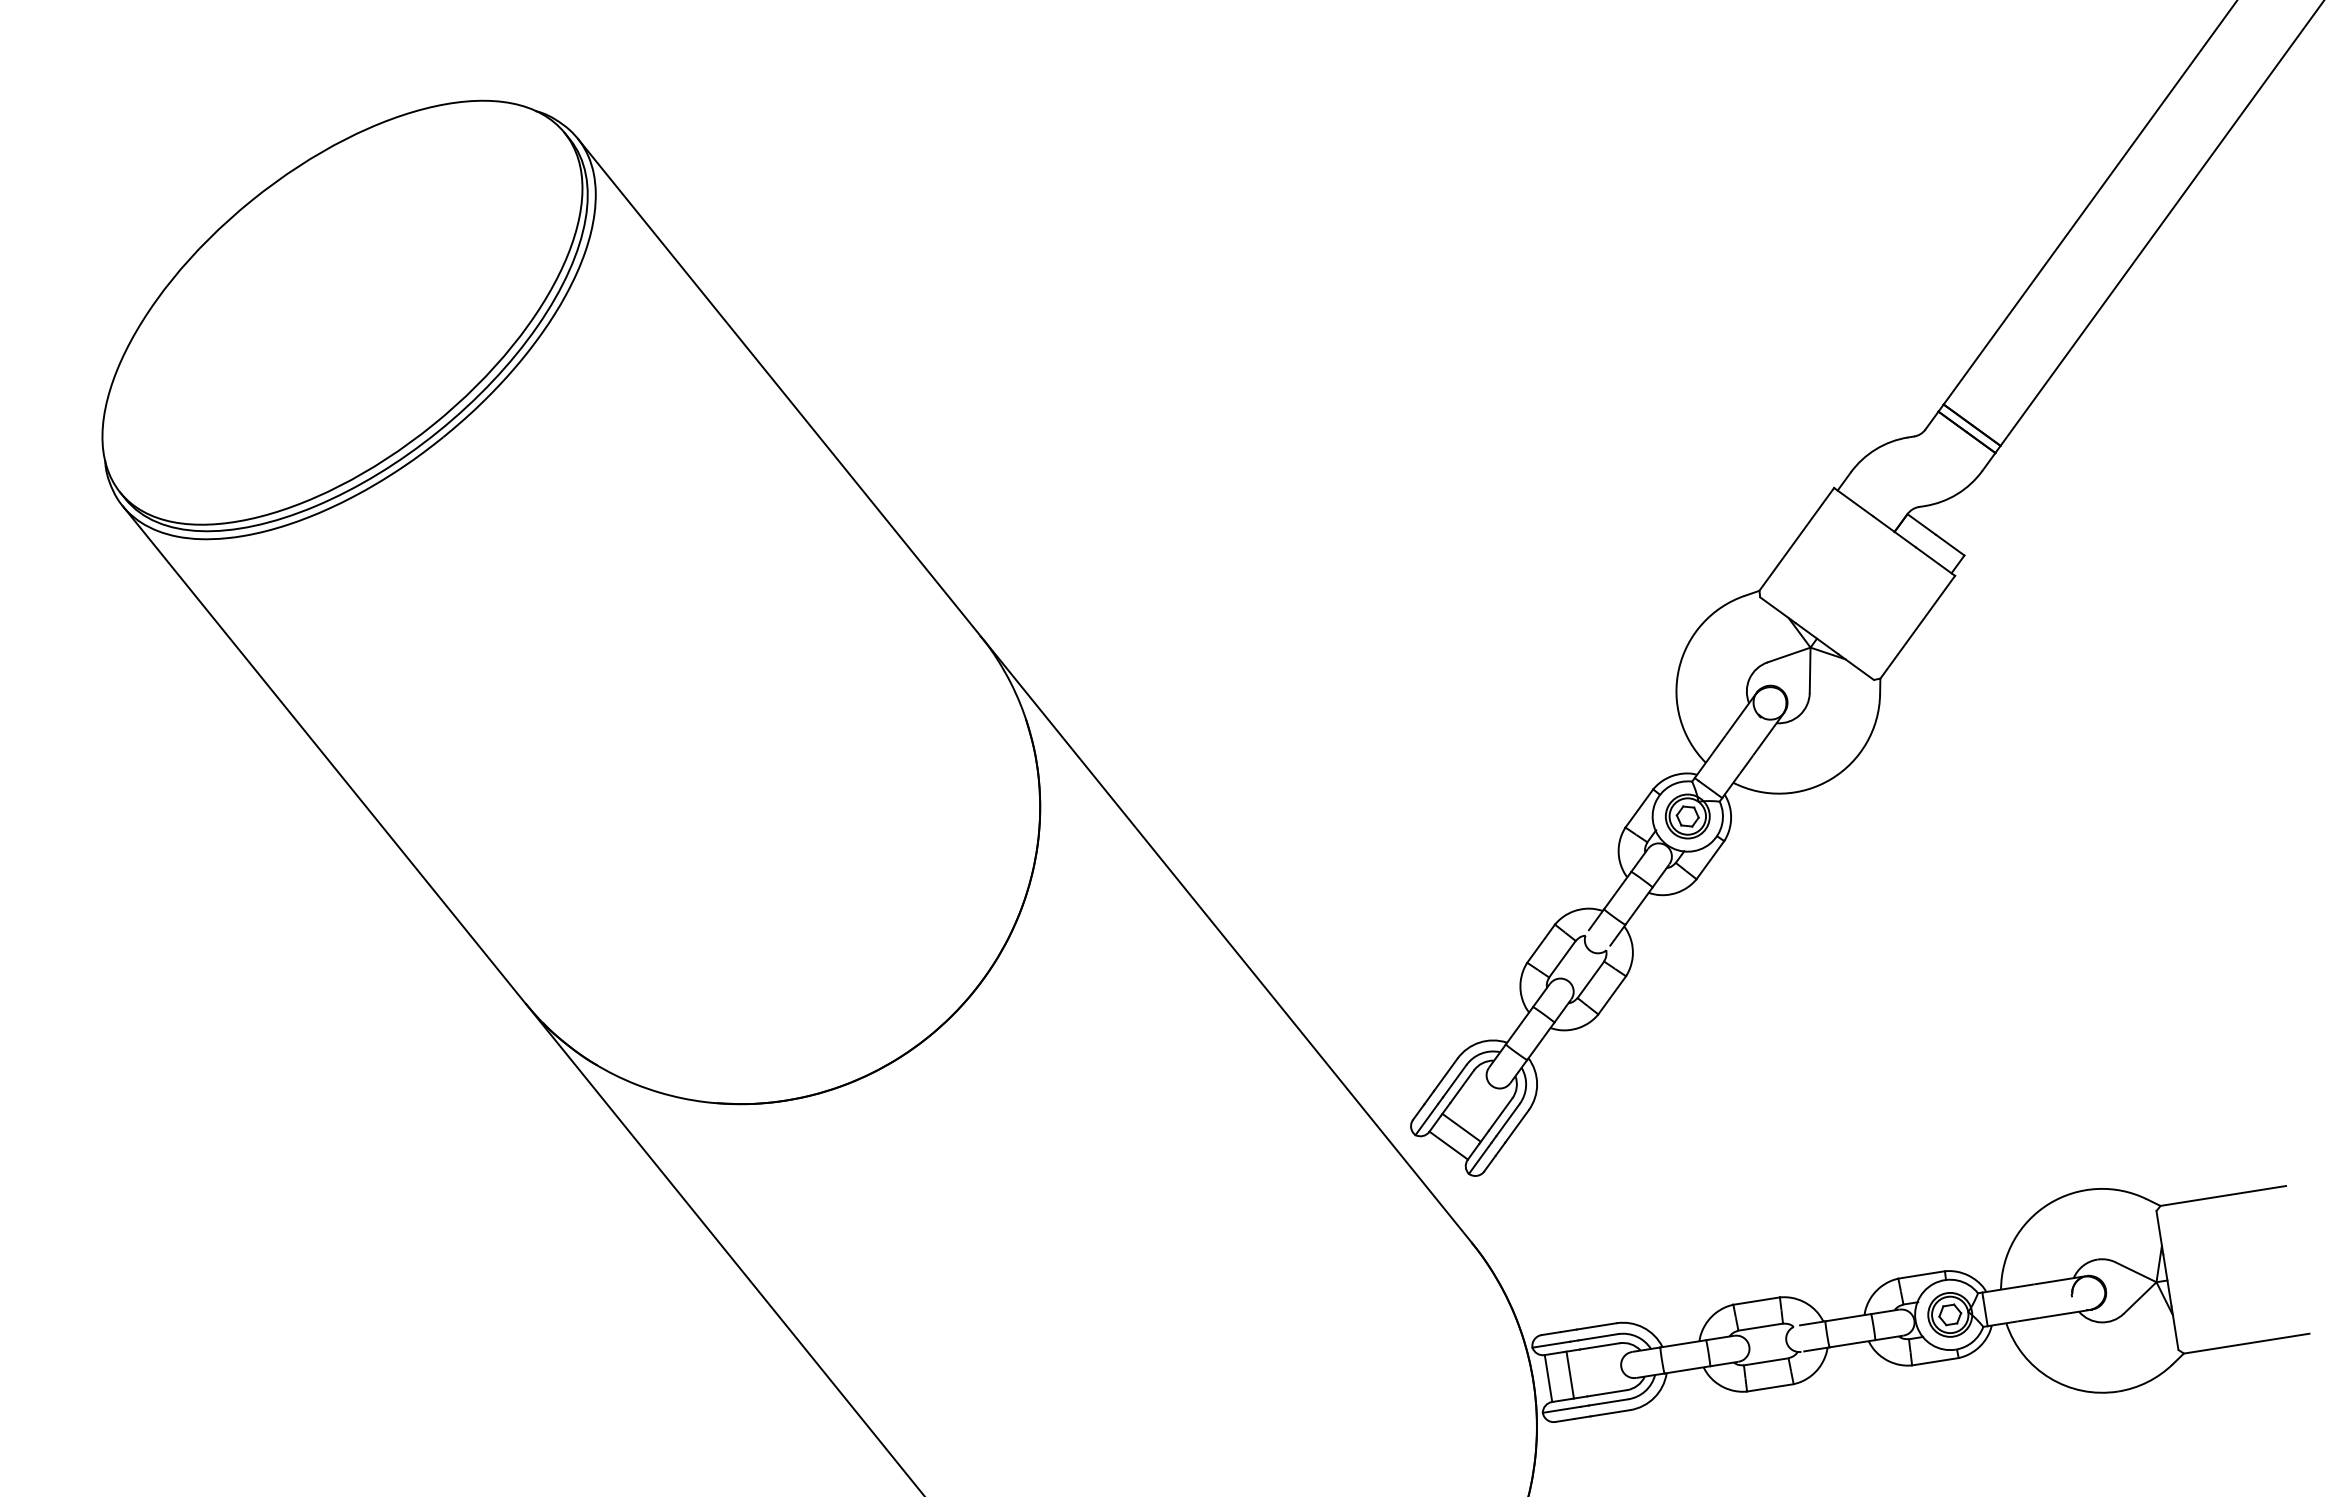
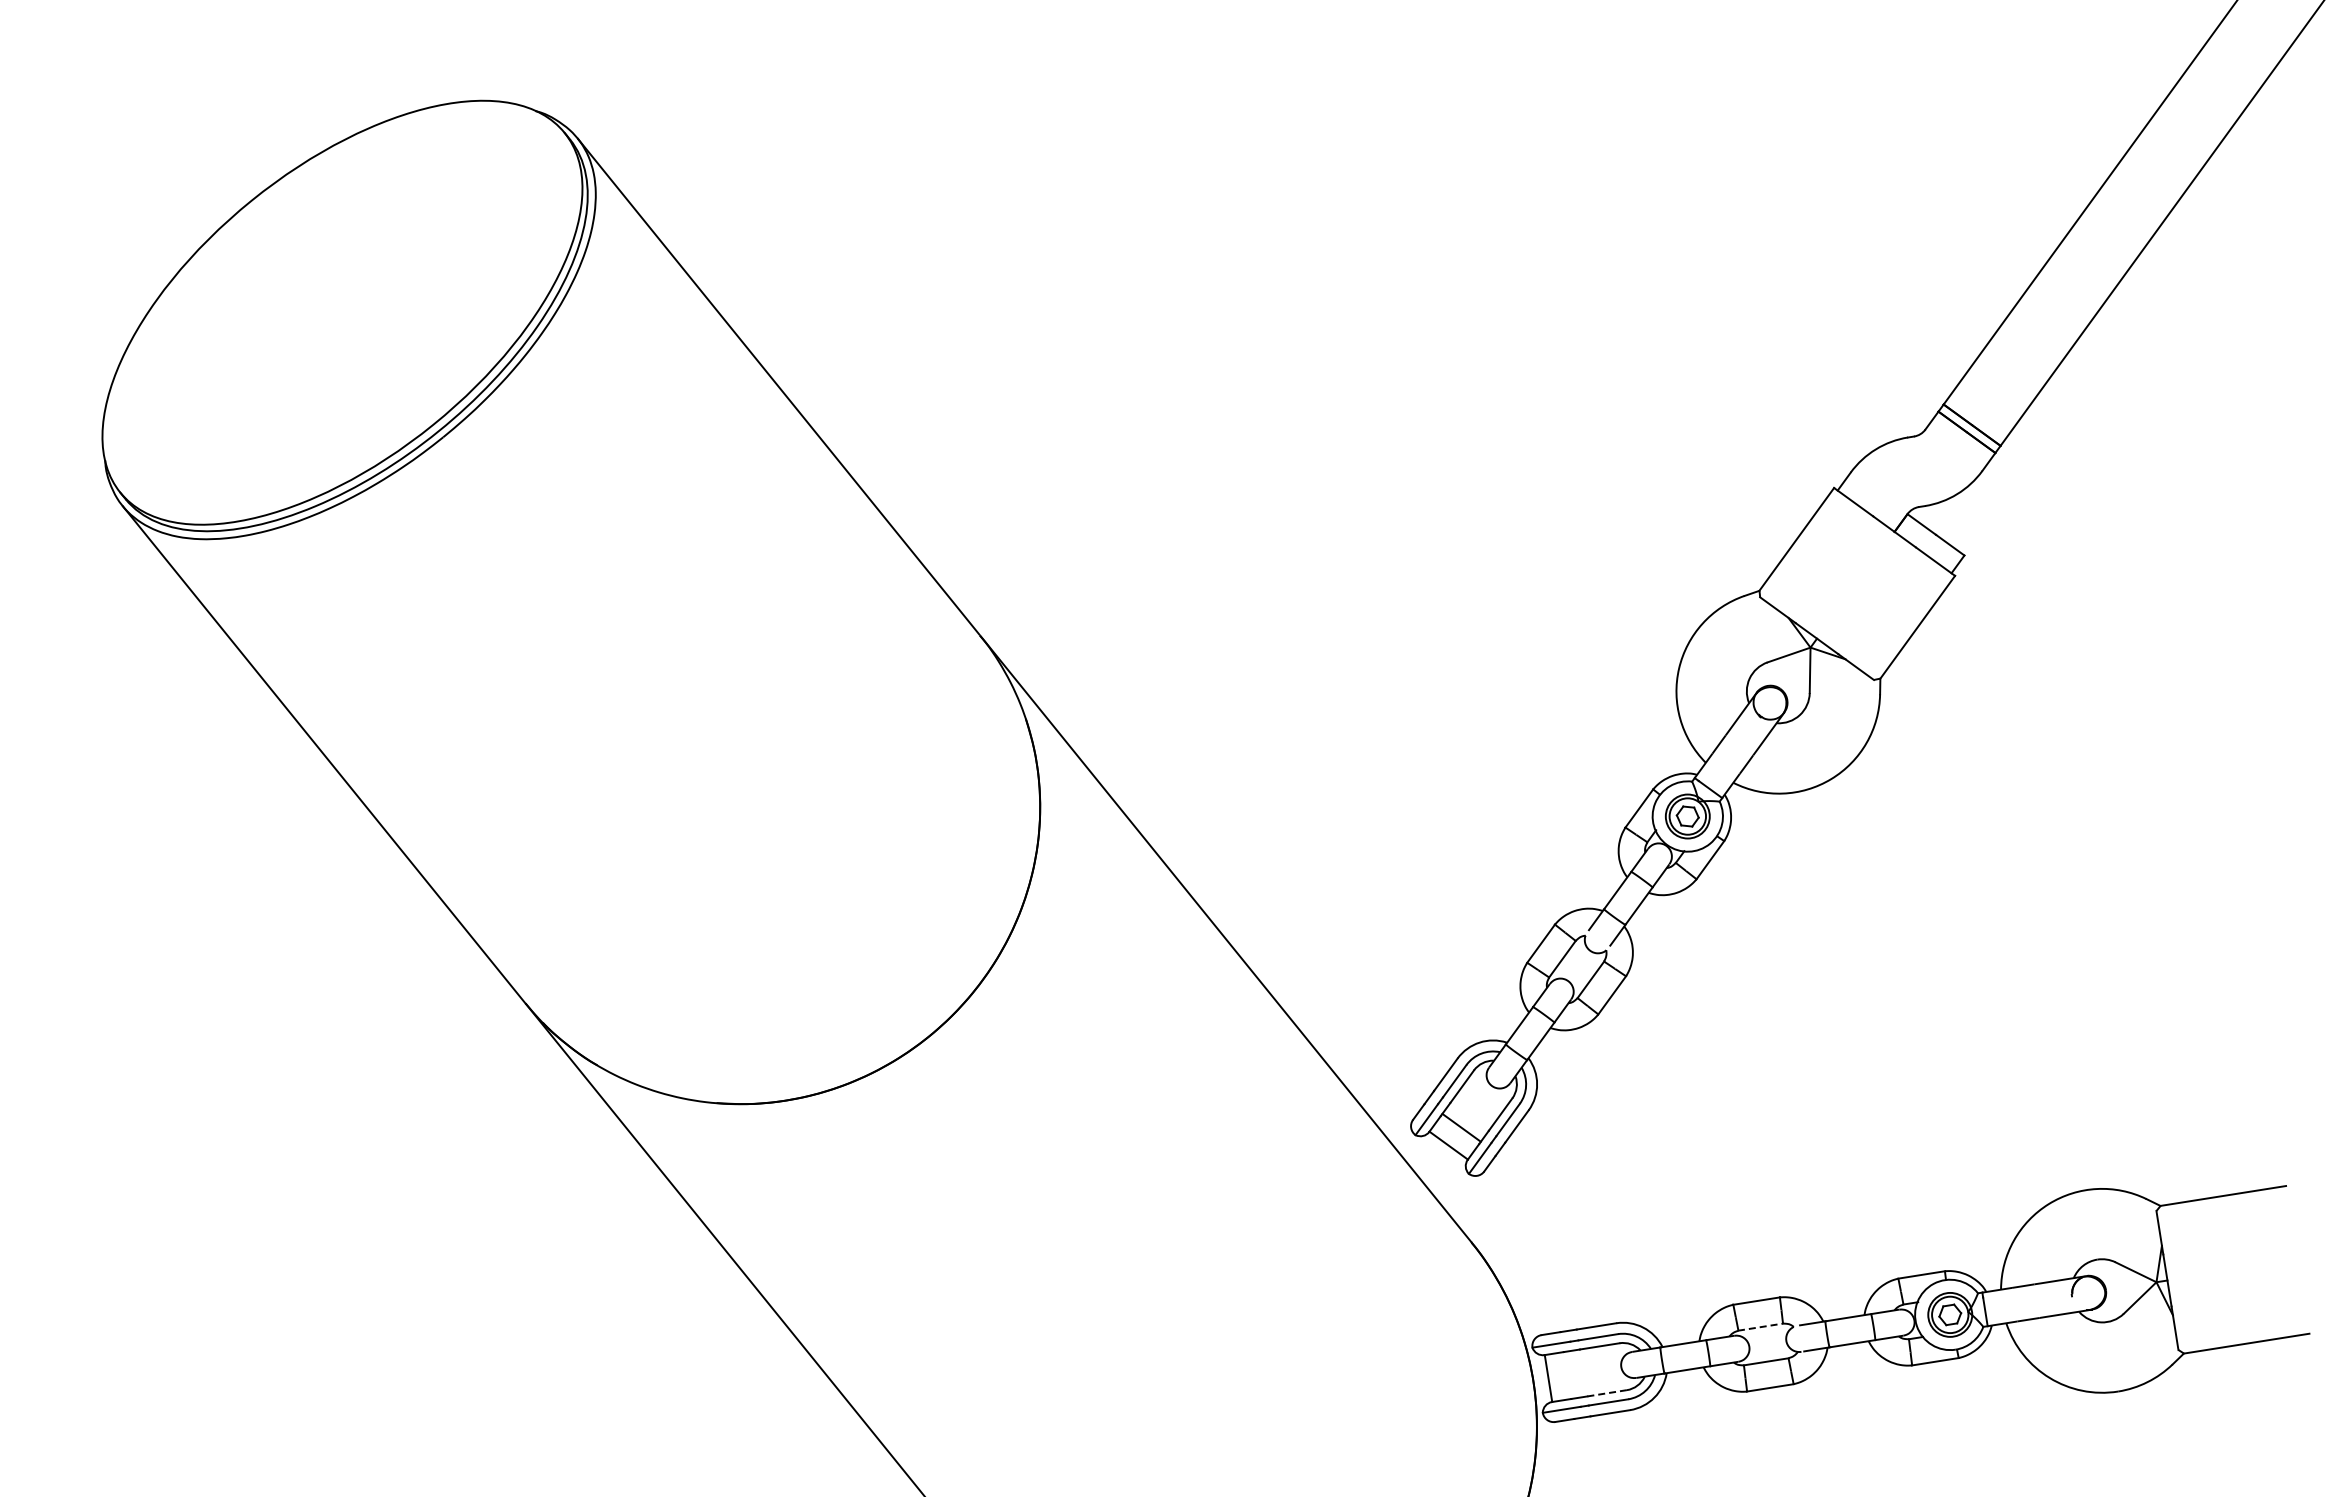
line: solid -> dashed (1760, 1327)
line: present -> none (1569, 1374)
line: solid -> dashed (1607, 1393)
